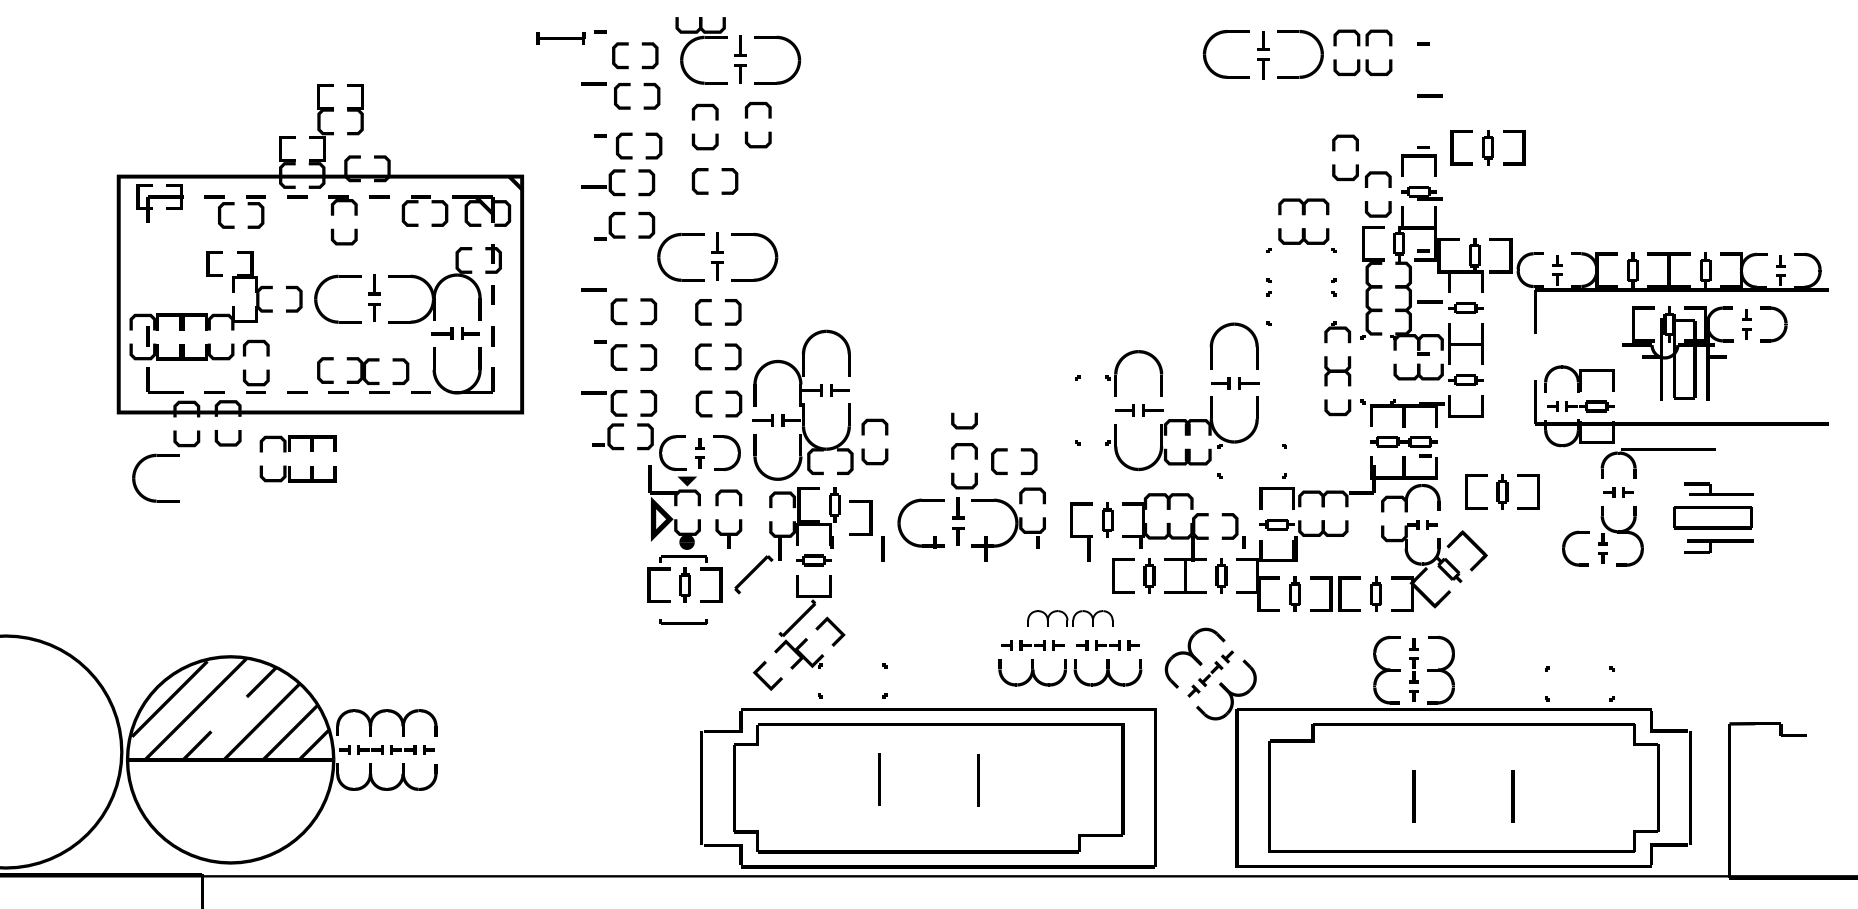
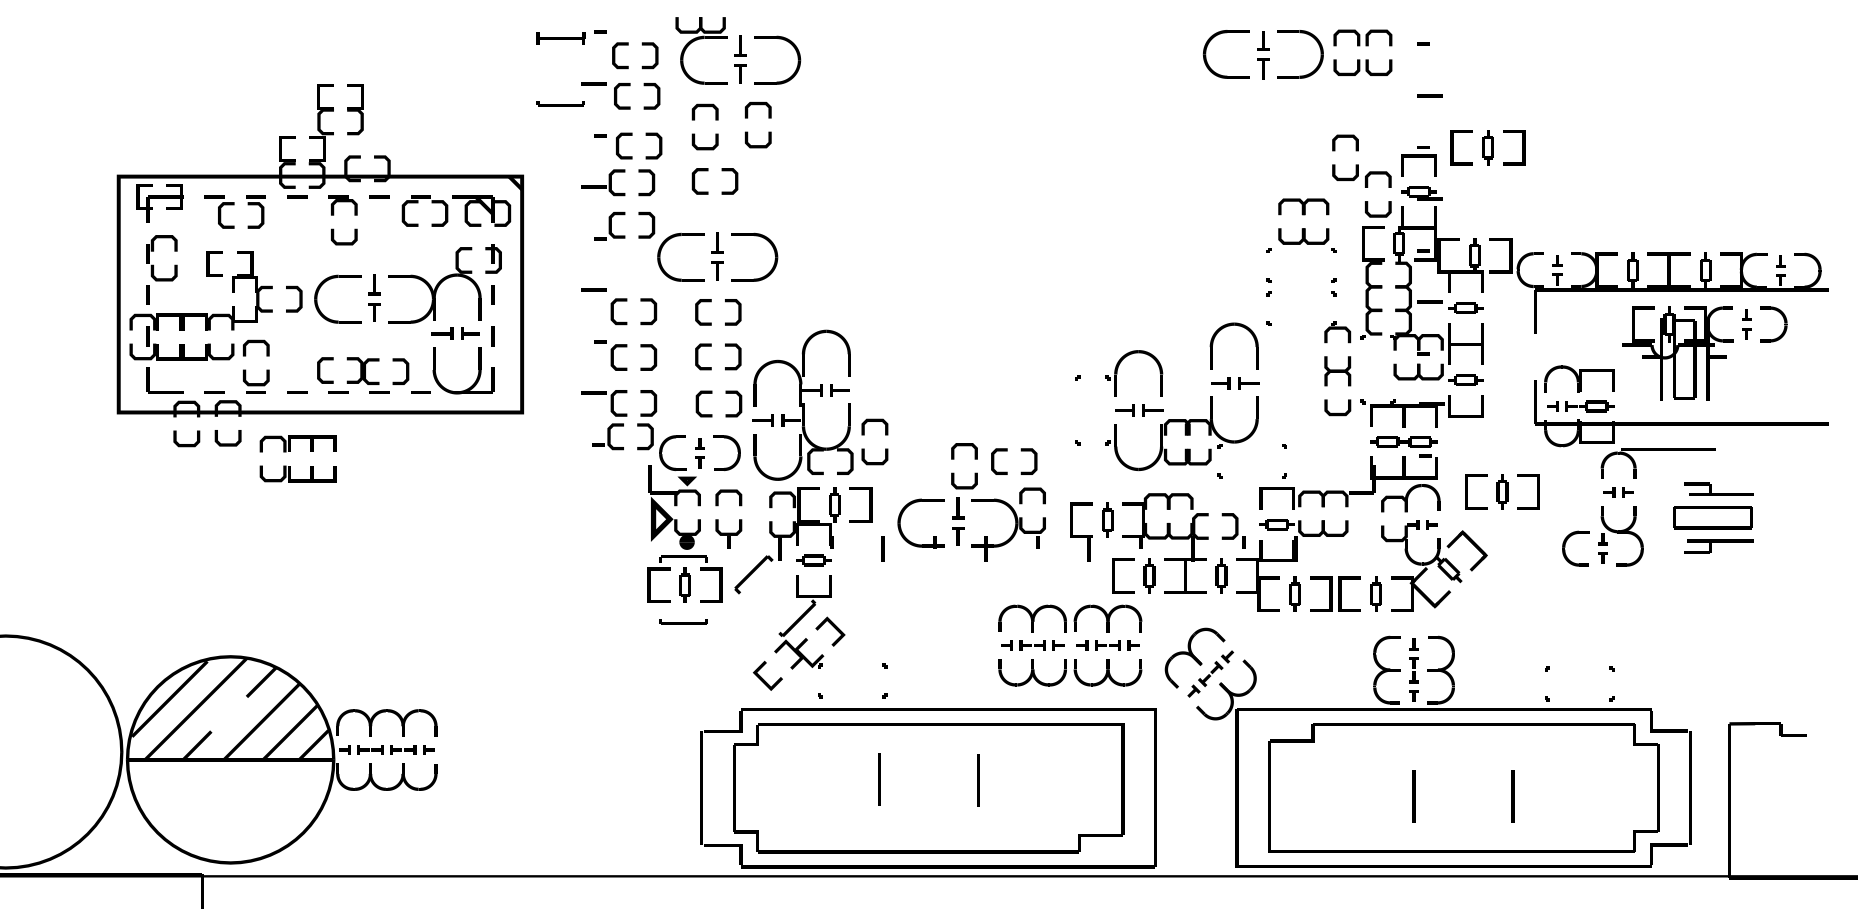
part: none -> present (560, 103)
part: none -> present (153, 269)
curve: present -> none (964, 426)
part: present -> none (136, 472)
part position: (869, 517) -> (869, 504) (869, 504)
part size: 87x17 px -> 145x29 px (1070, 618)
